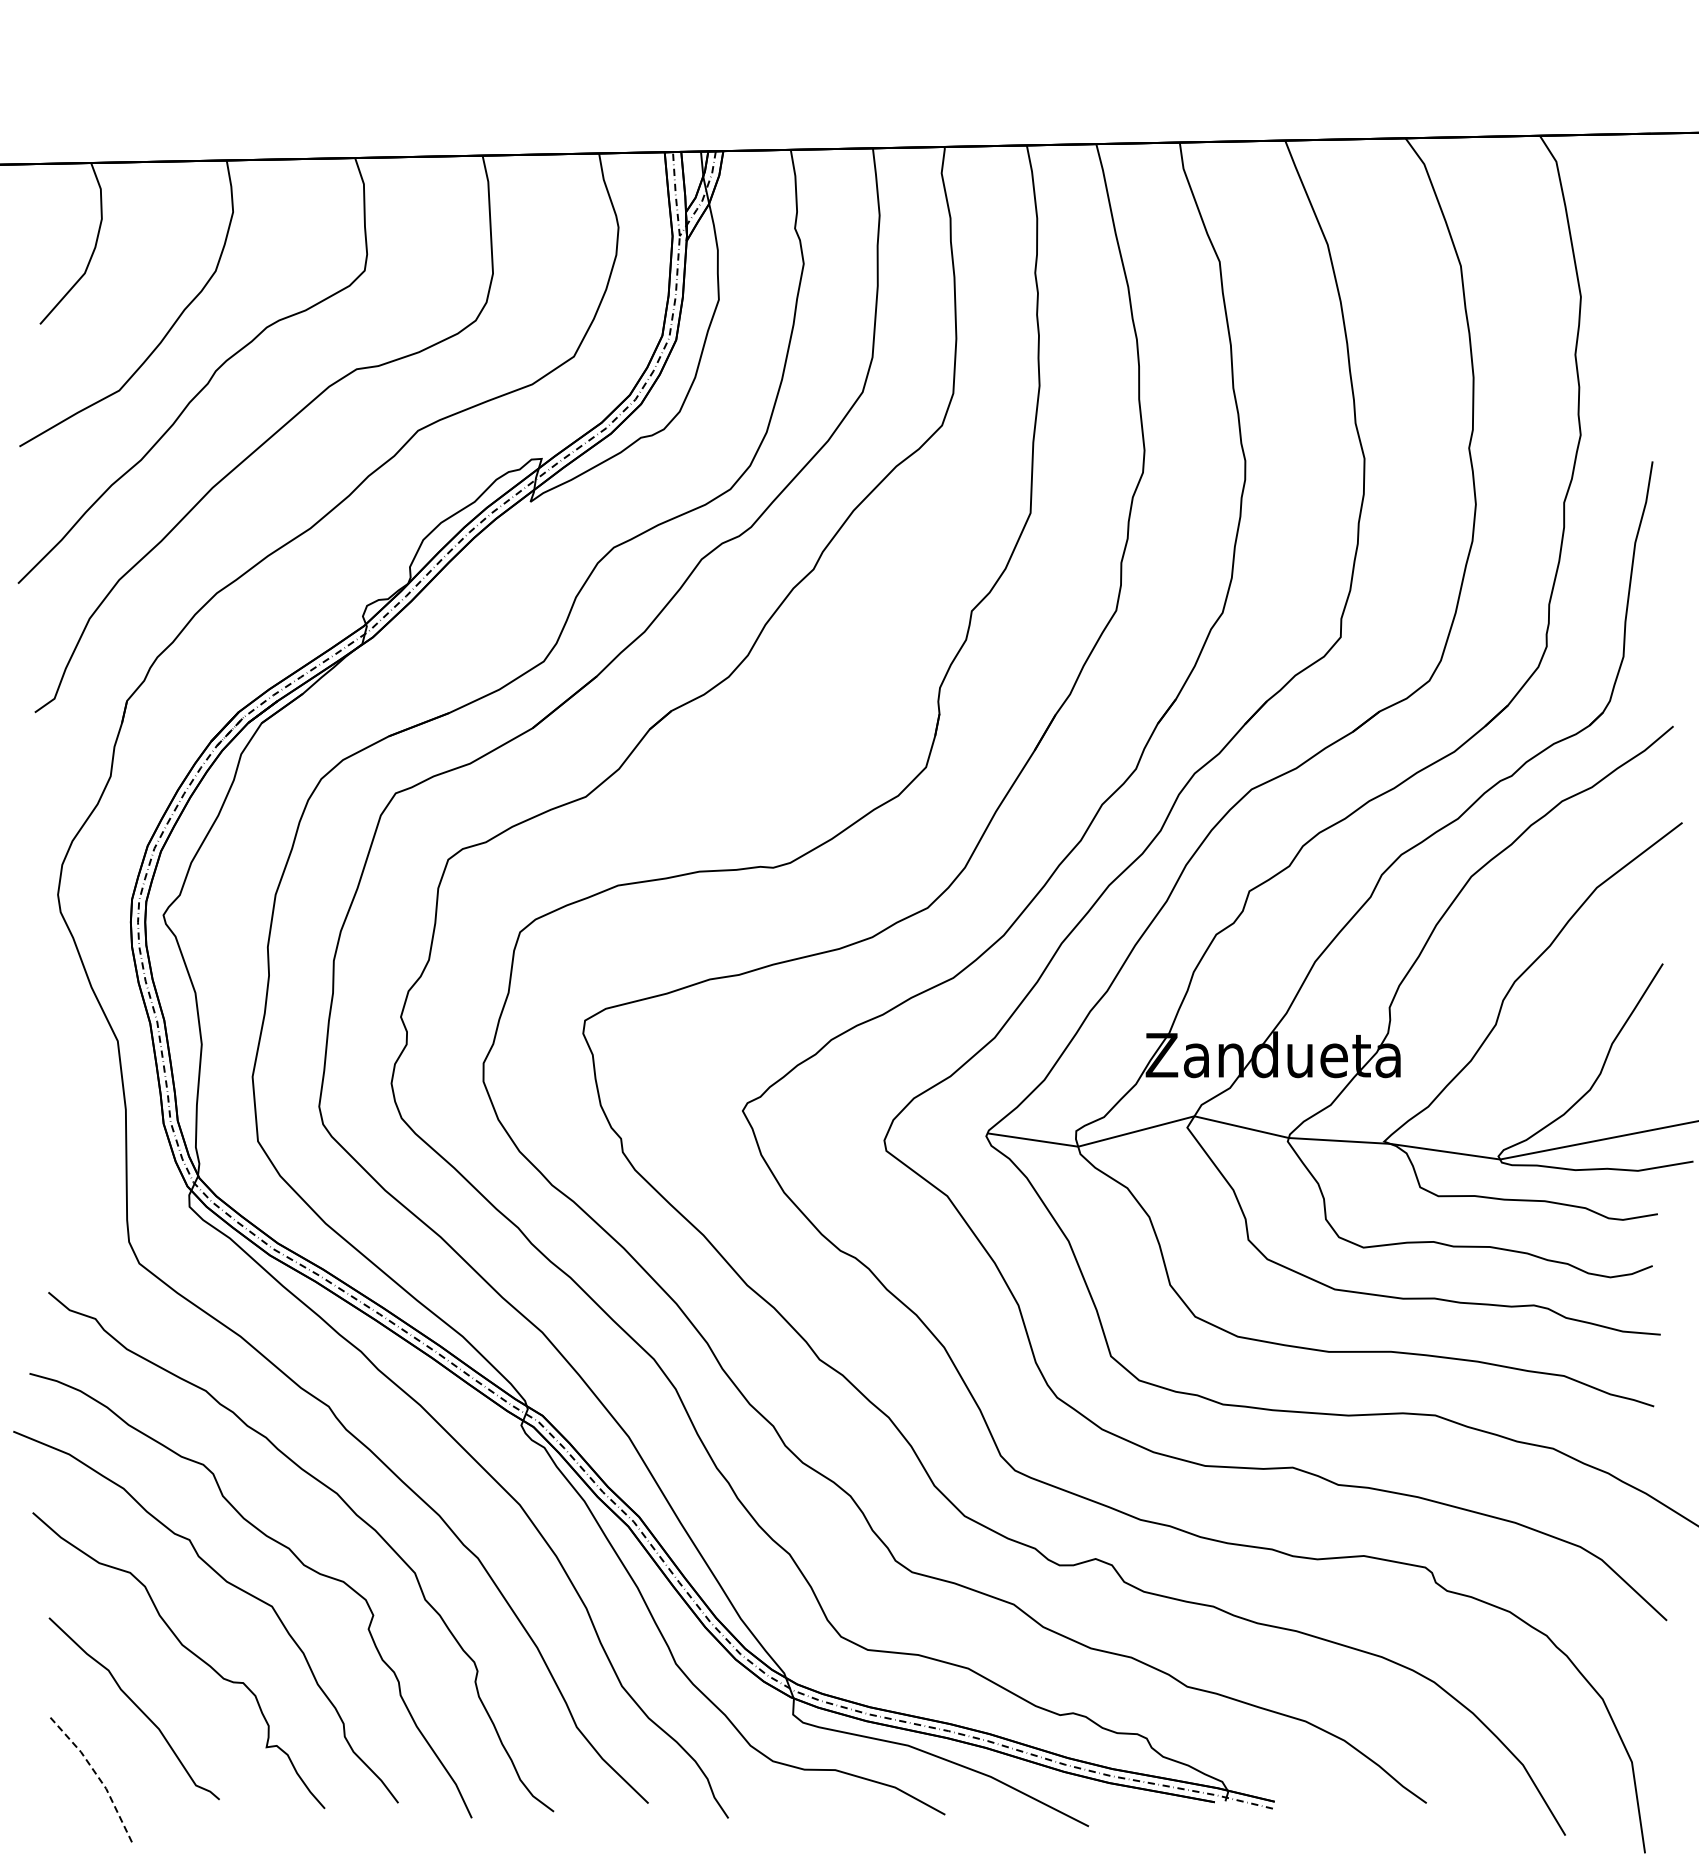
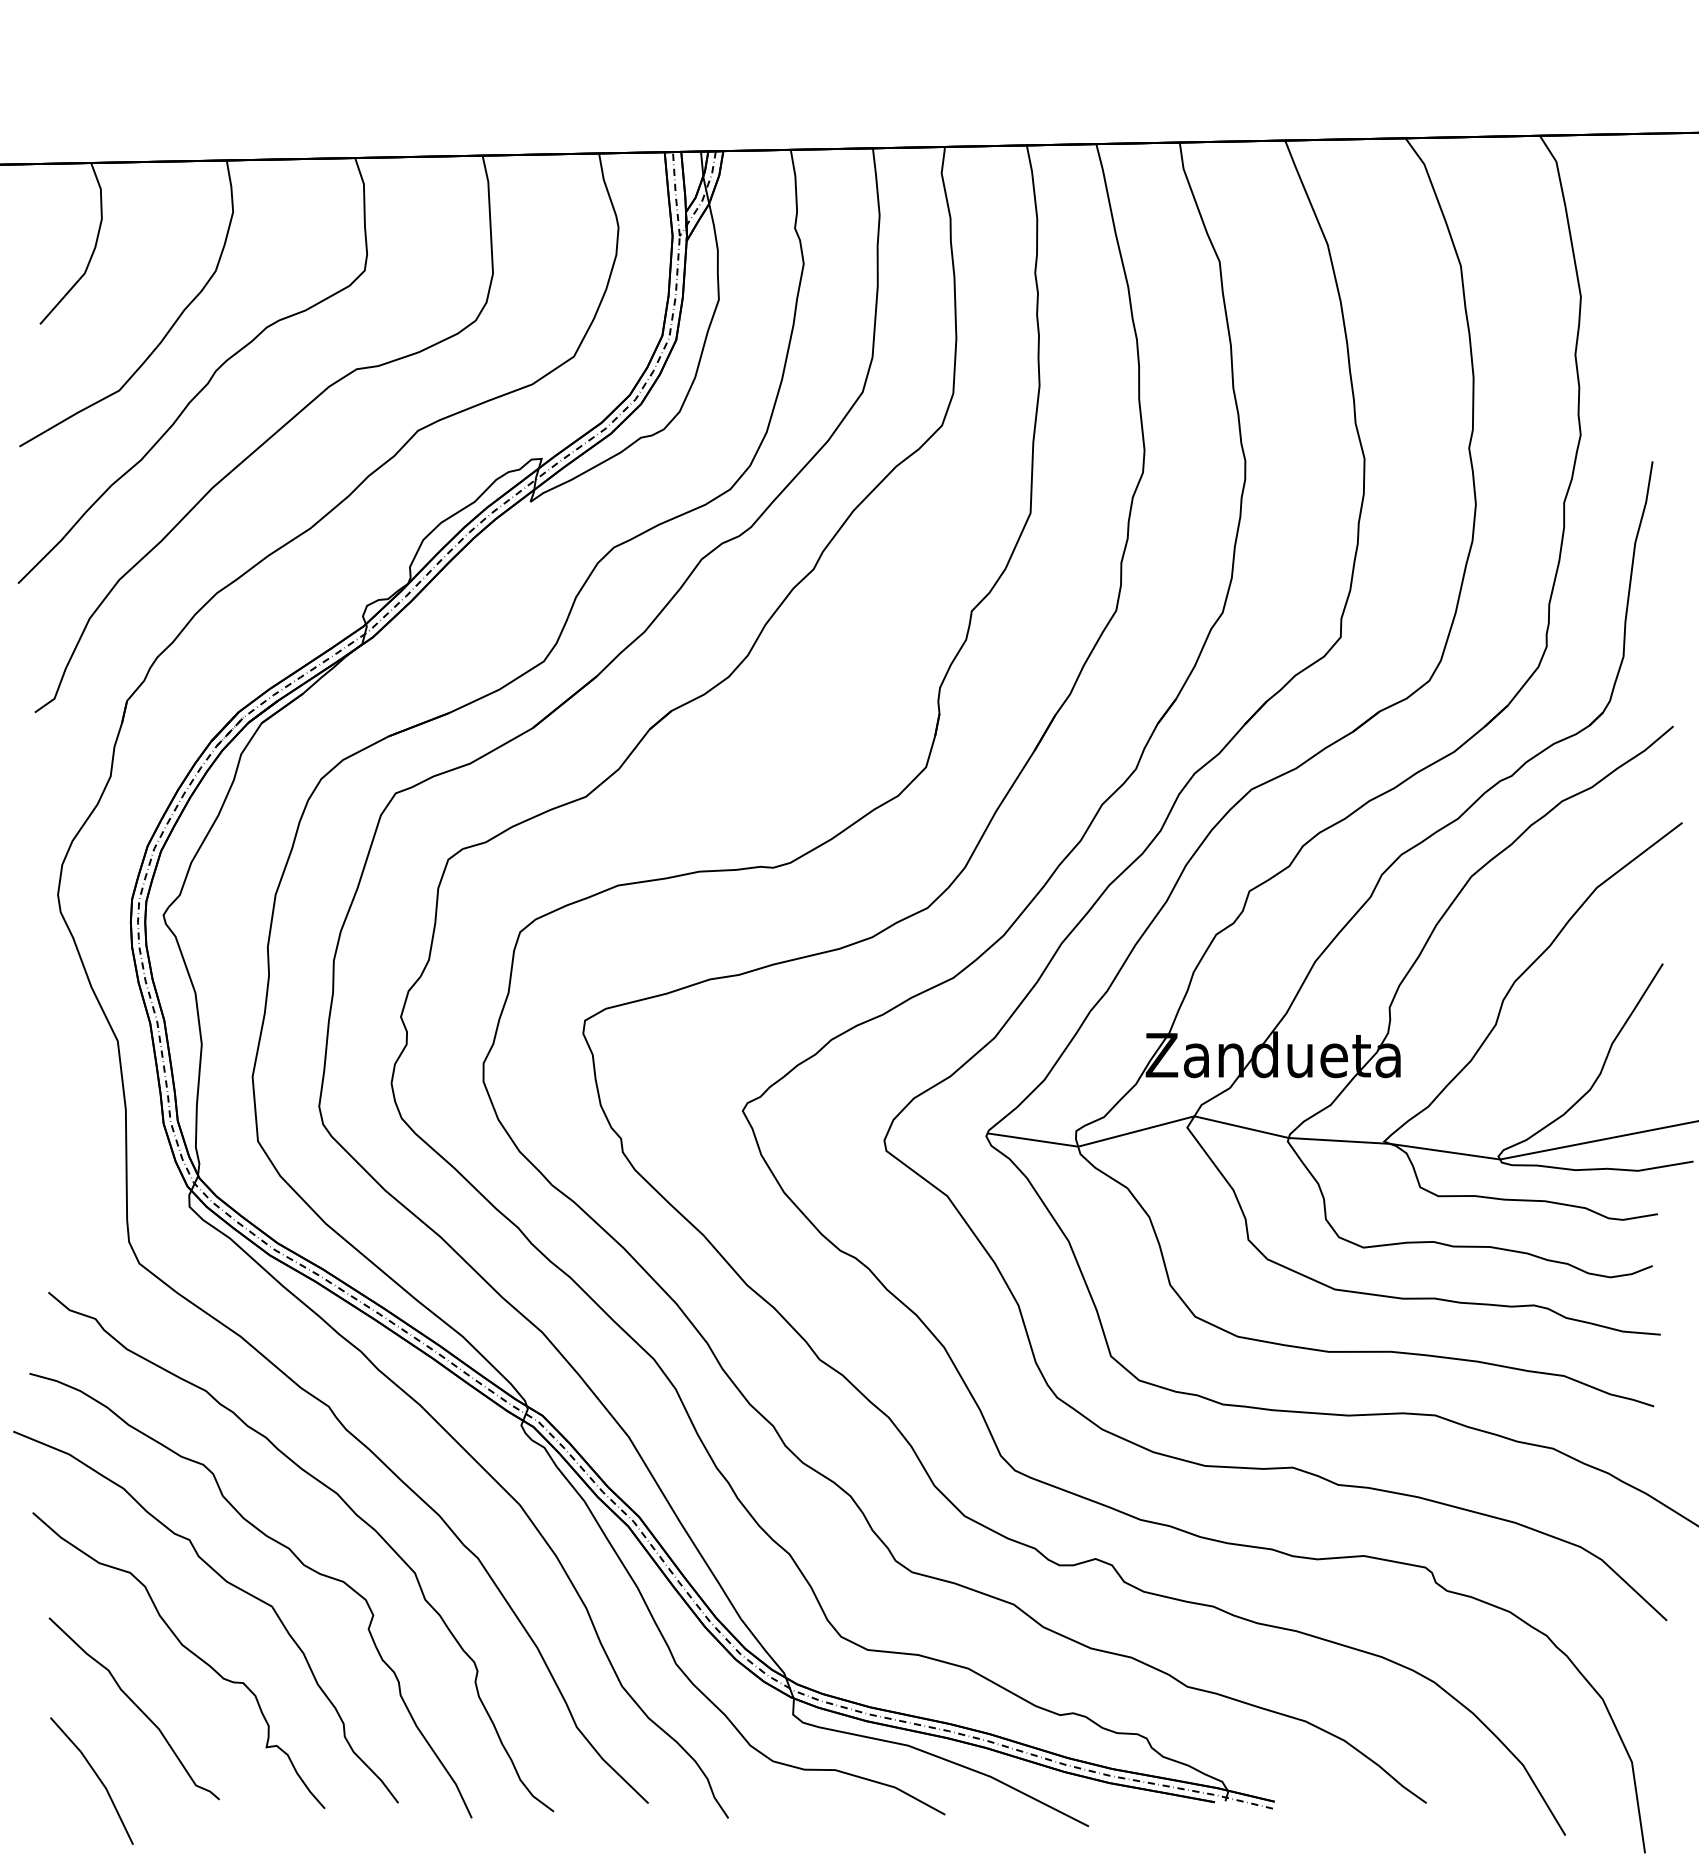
line: dashed -> solid (98, 1777)
